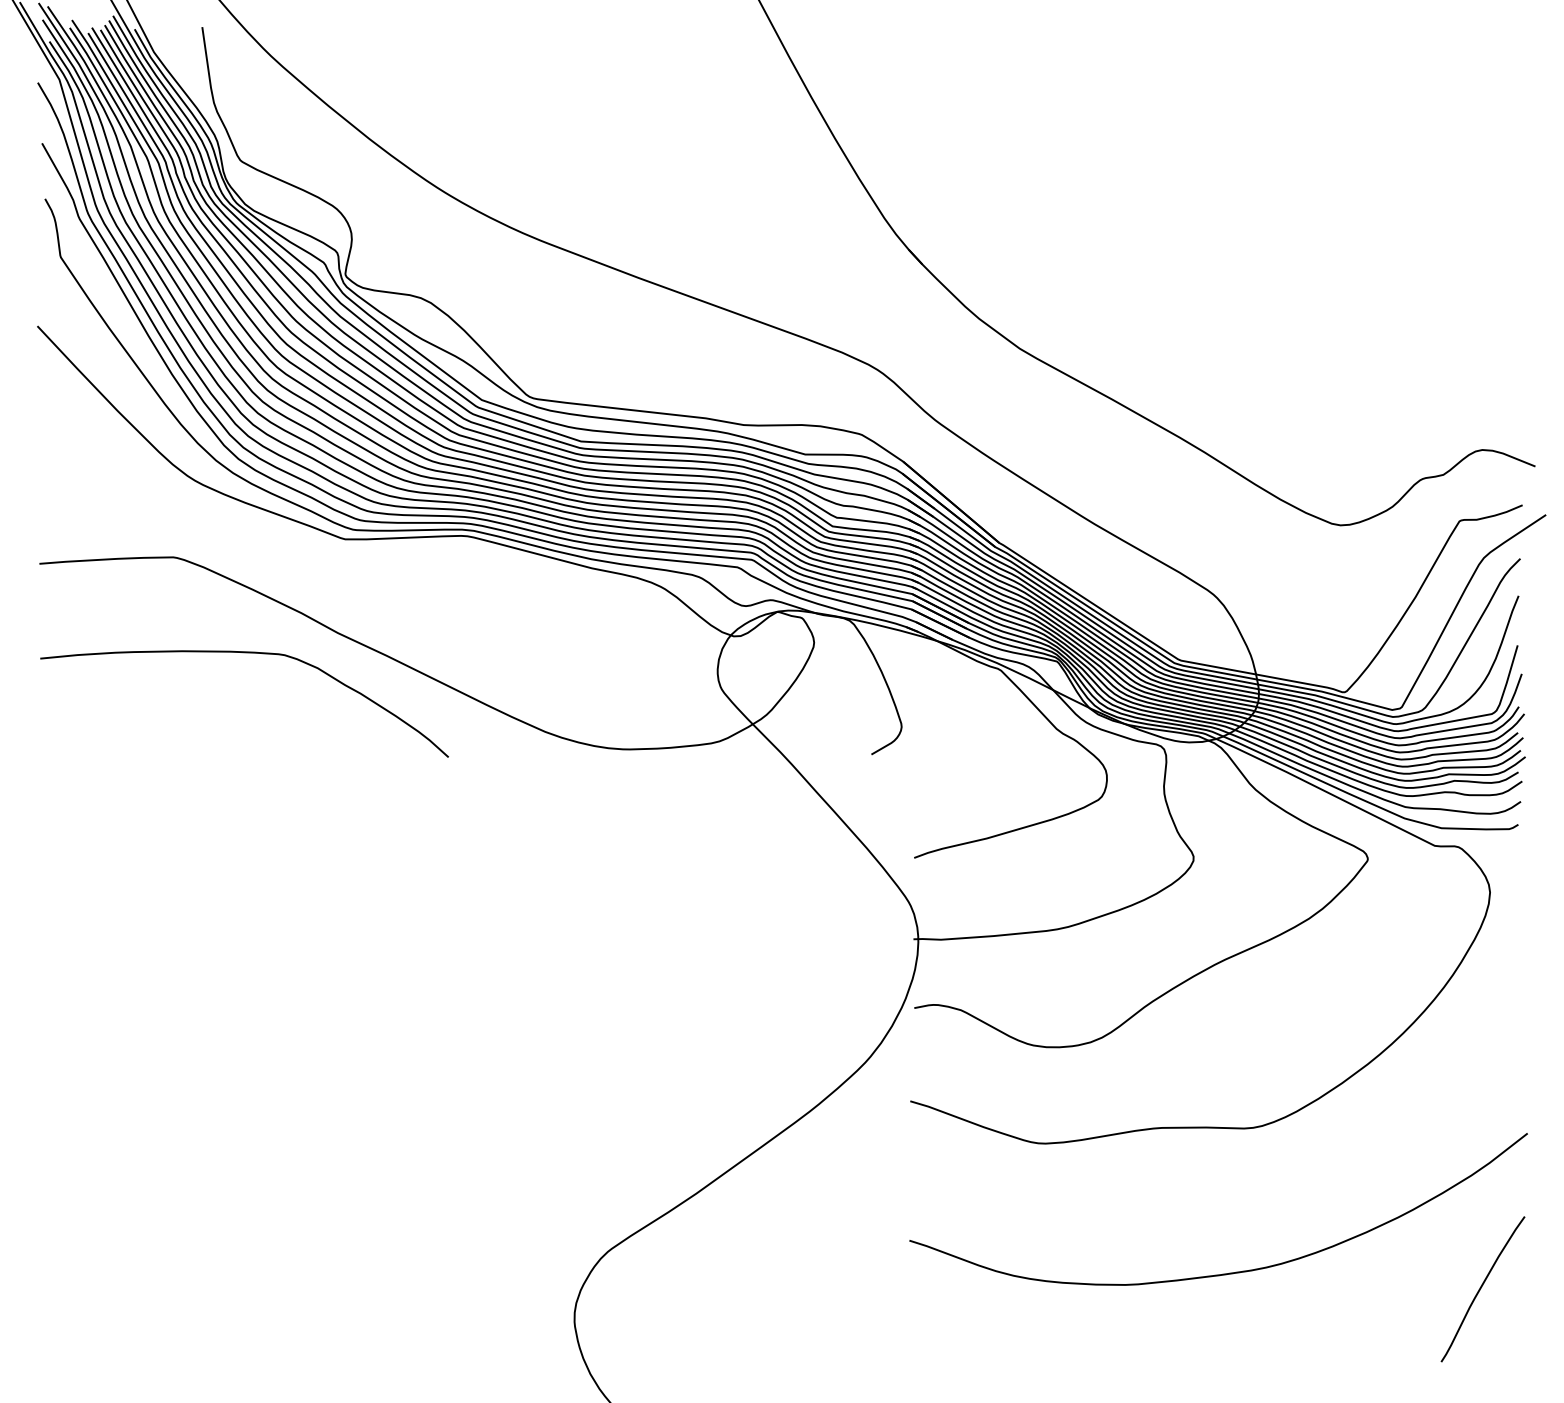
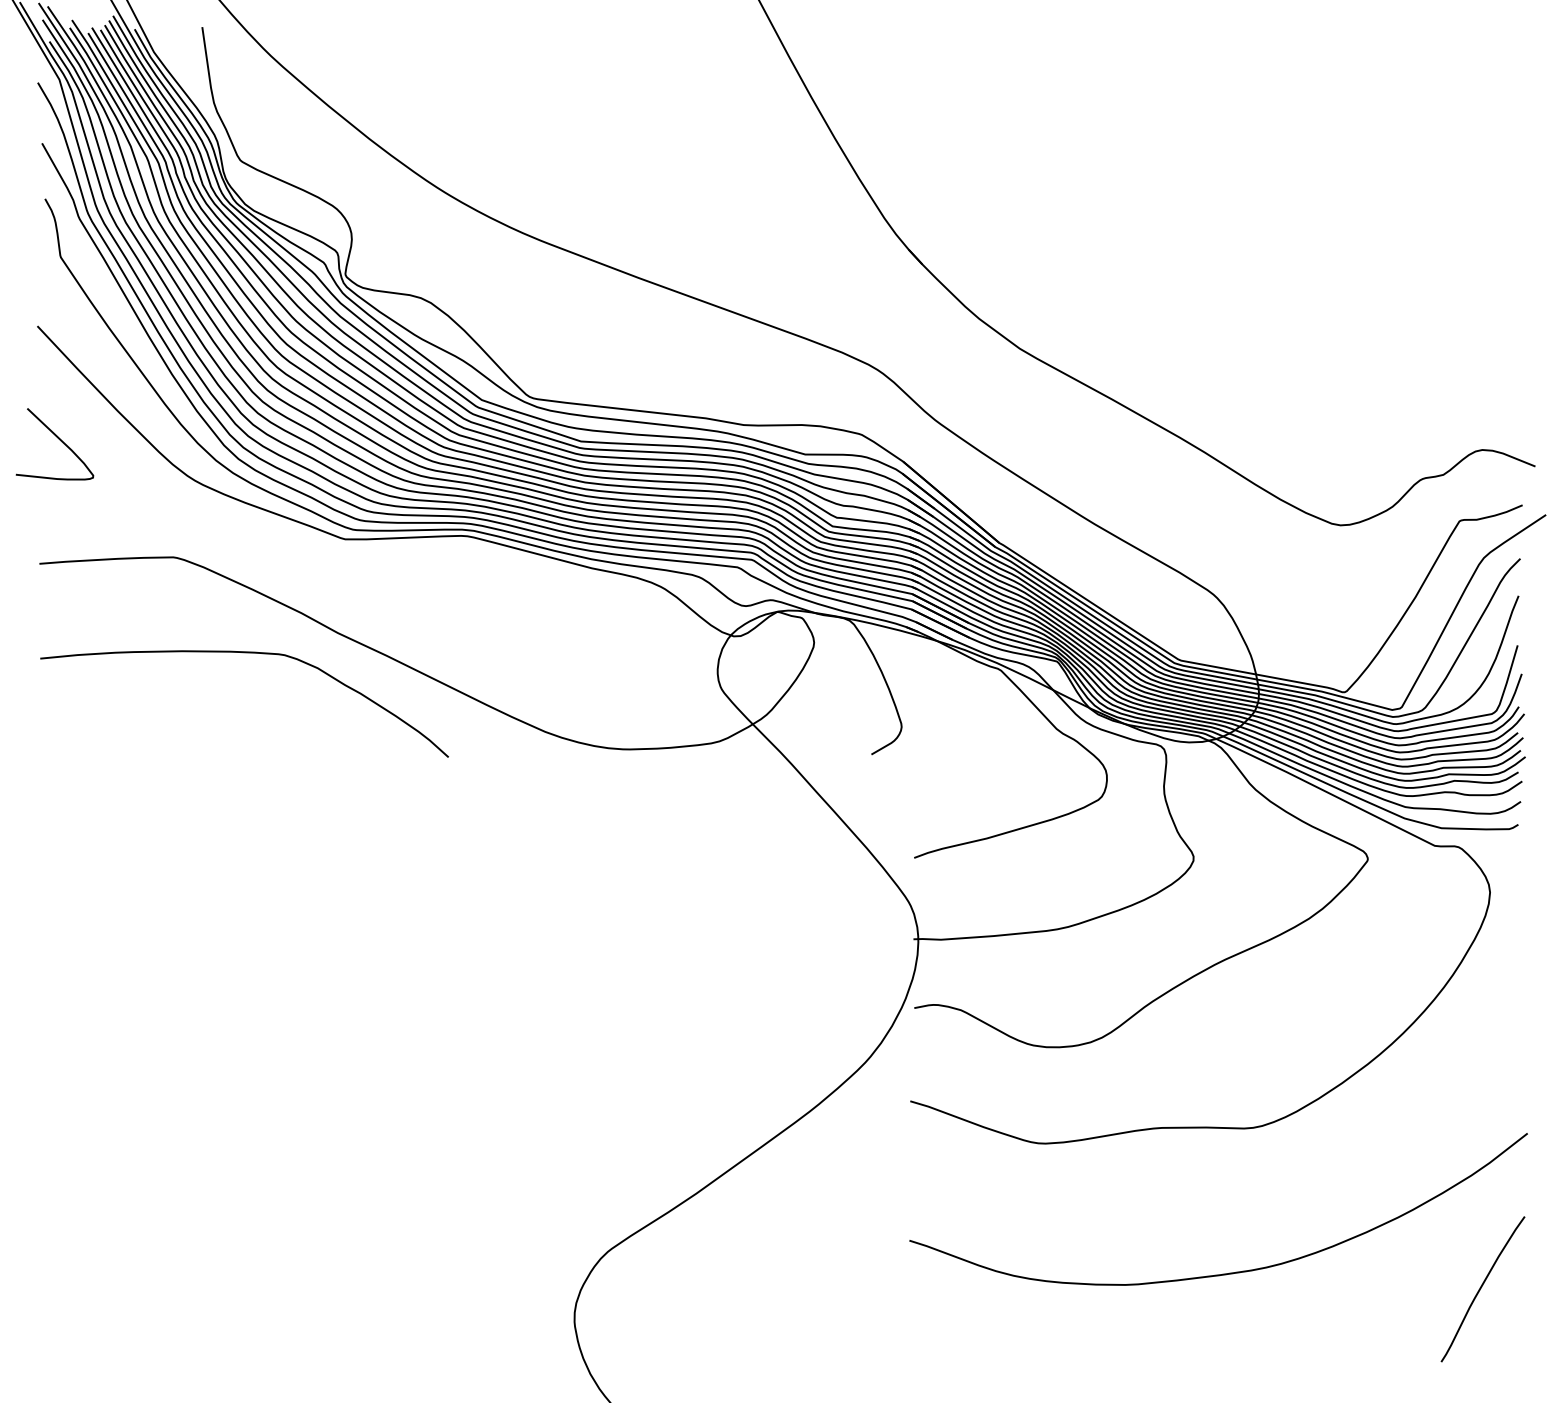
curve: none -> present (58, 439)
